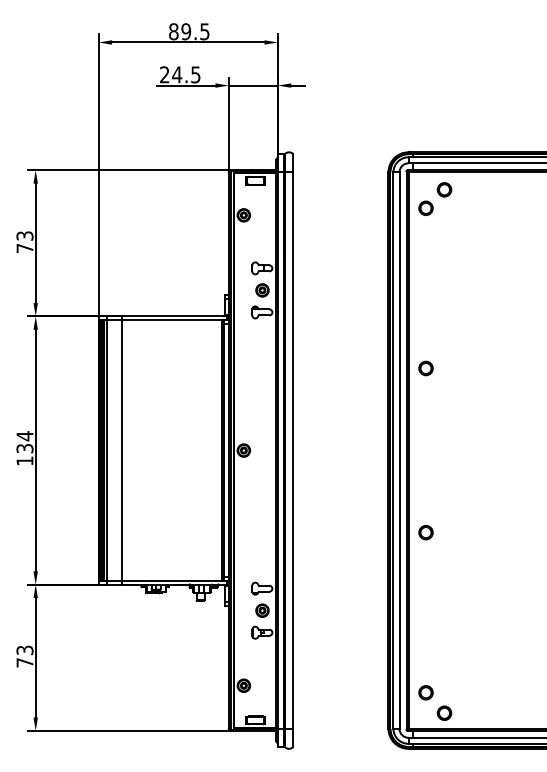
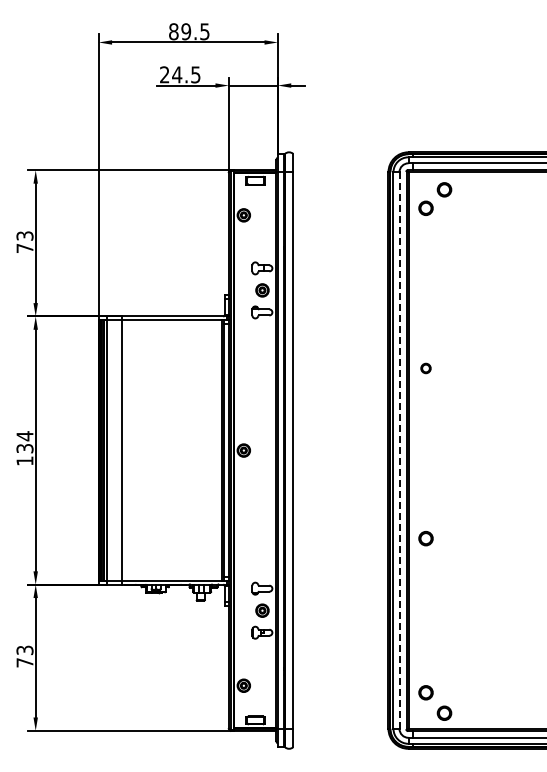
part size: 16x17 px -> 12x13 px (425, 368)
line: solid -> dashed (399, 451)
circle position: (425, 532) -> (425, 538) (425, 538)
